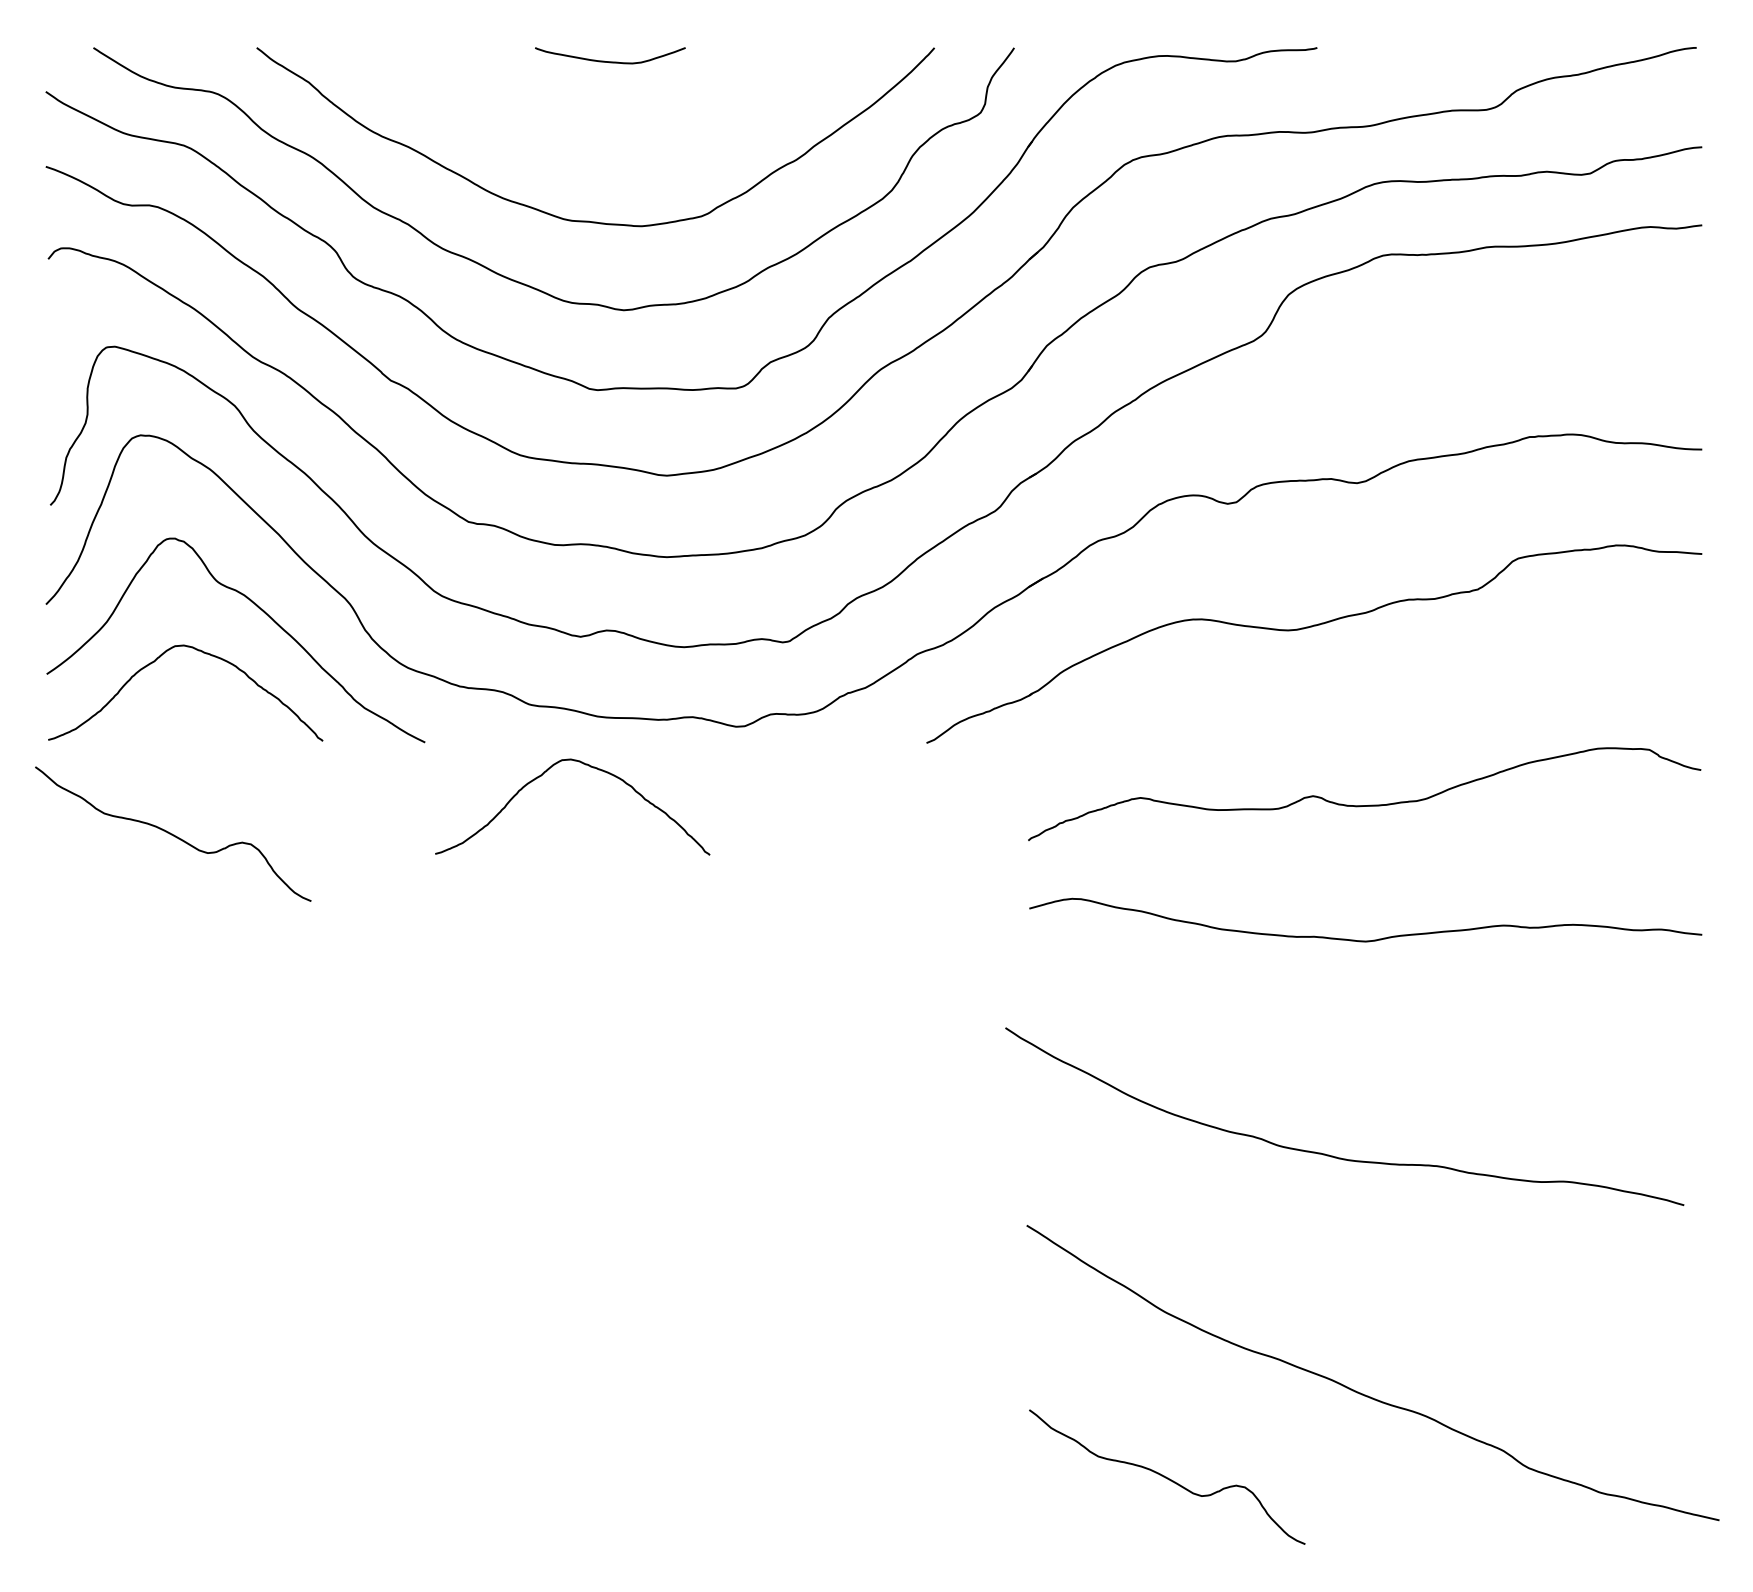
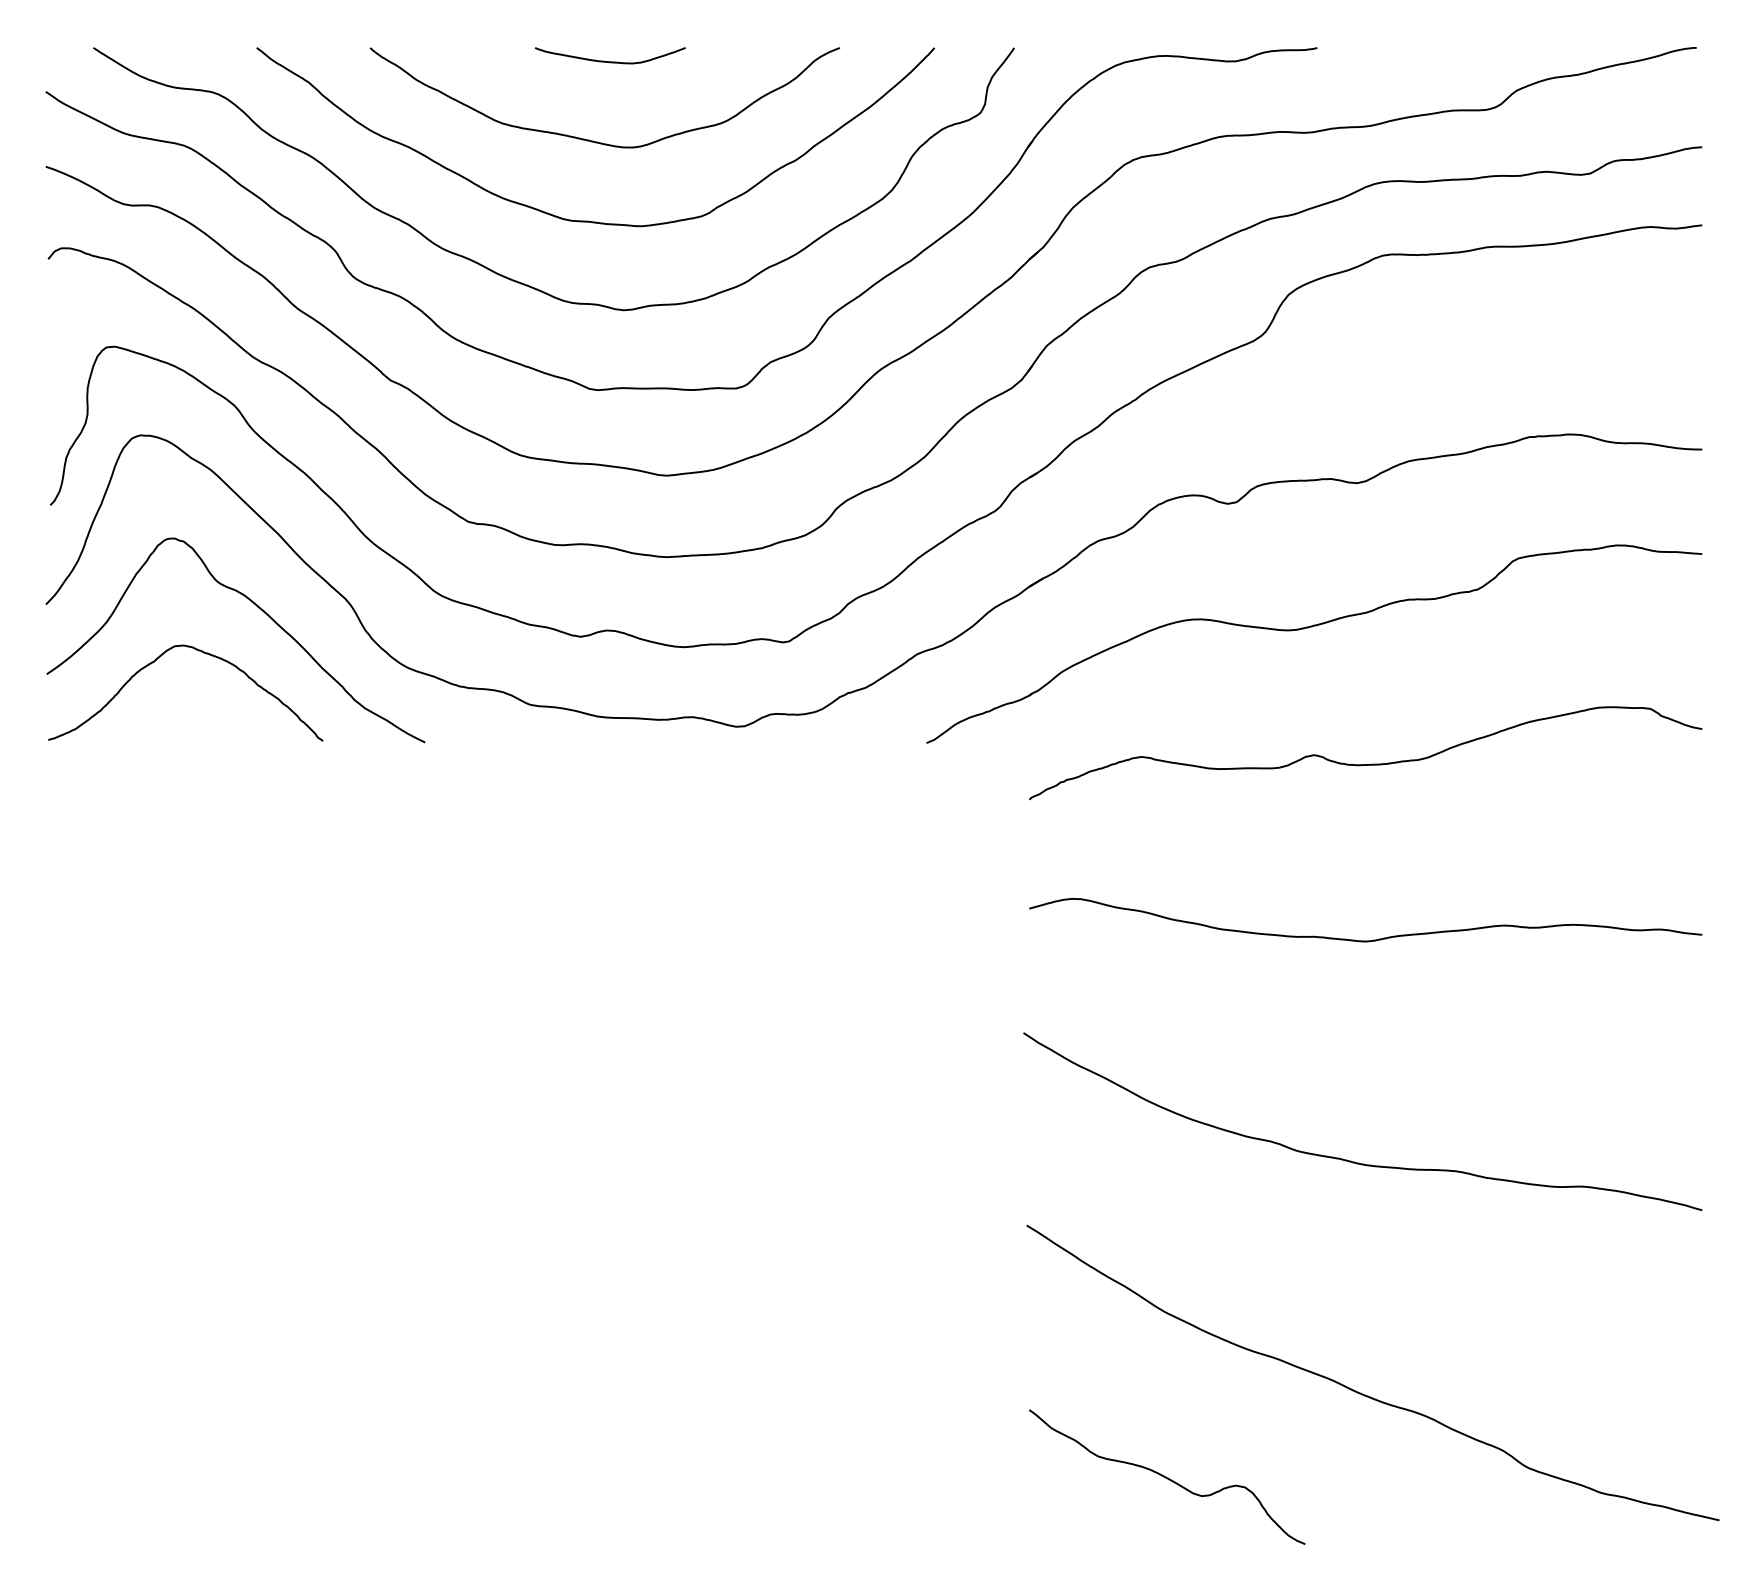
curve: none -> present (593, 140)
curve: present -> none (546, 772)
curve position: (1364, 805) -> (1365, 764) (1365, 764)
curve: present -> none (172, 833)
curve position: (1336, 1156) -> (1354, 1161) (1354, 1161)
